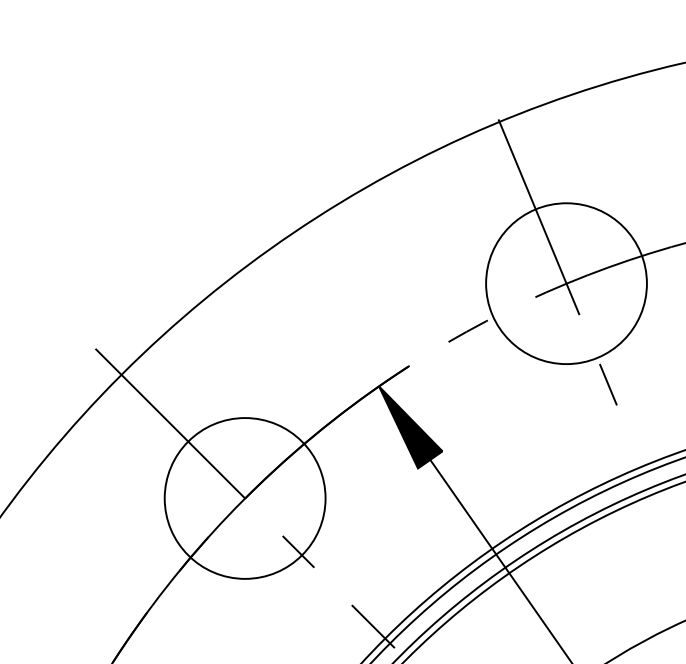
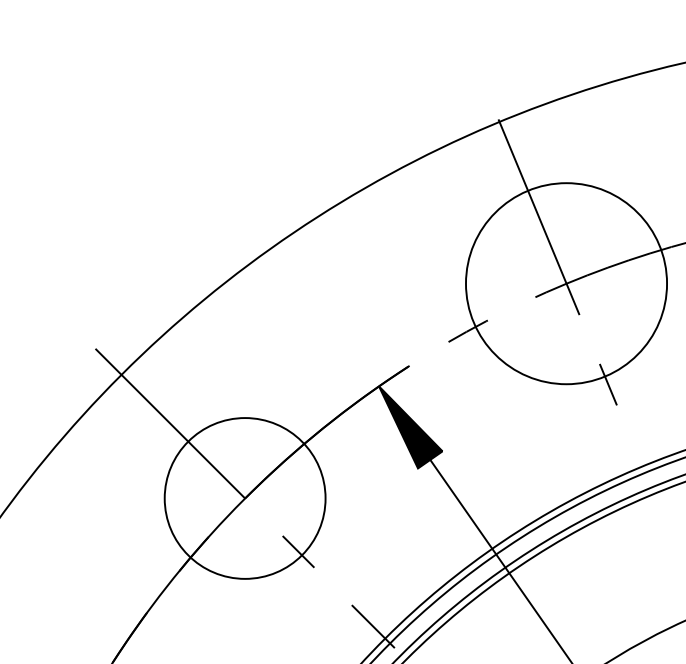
circle diameter: 161 px -> 201 px (566, 283)
